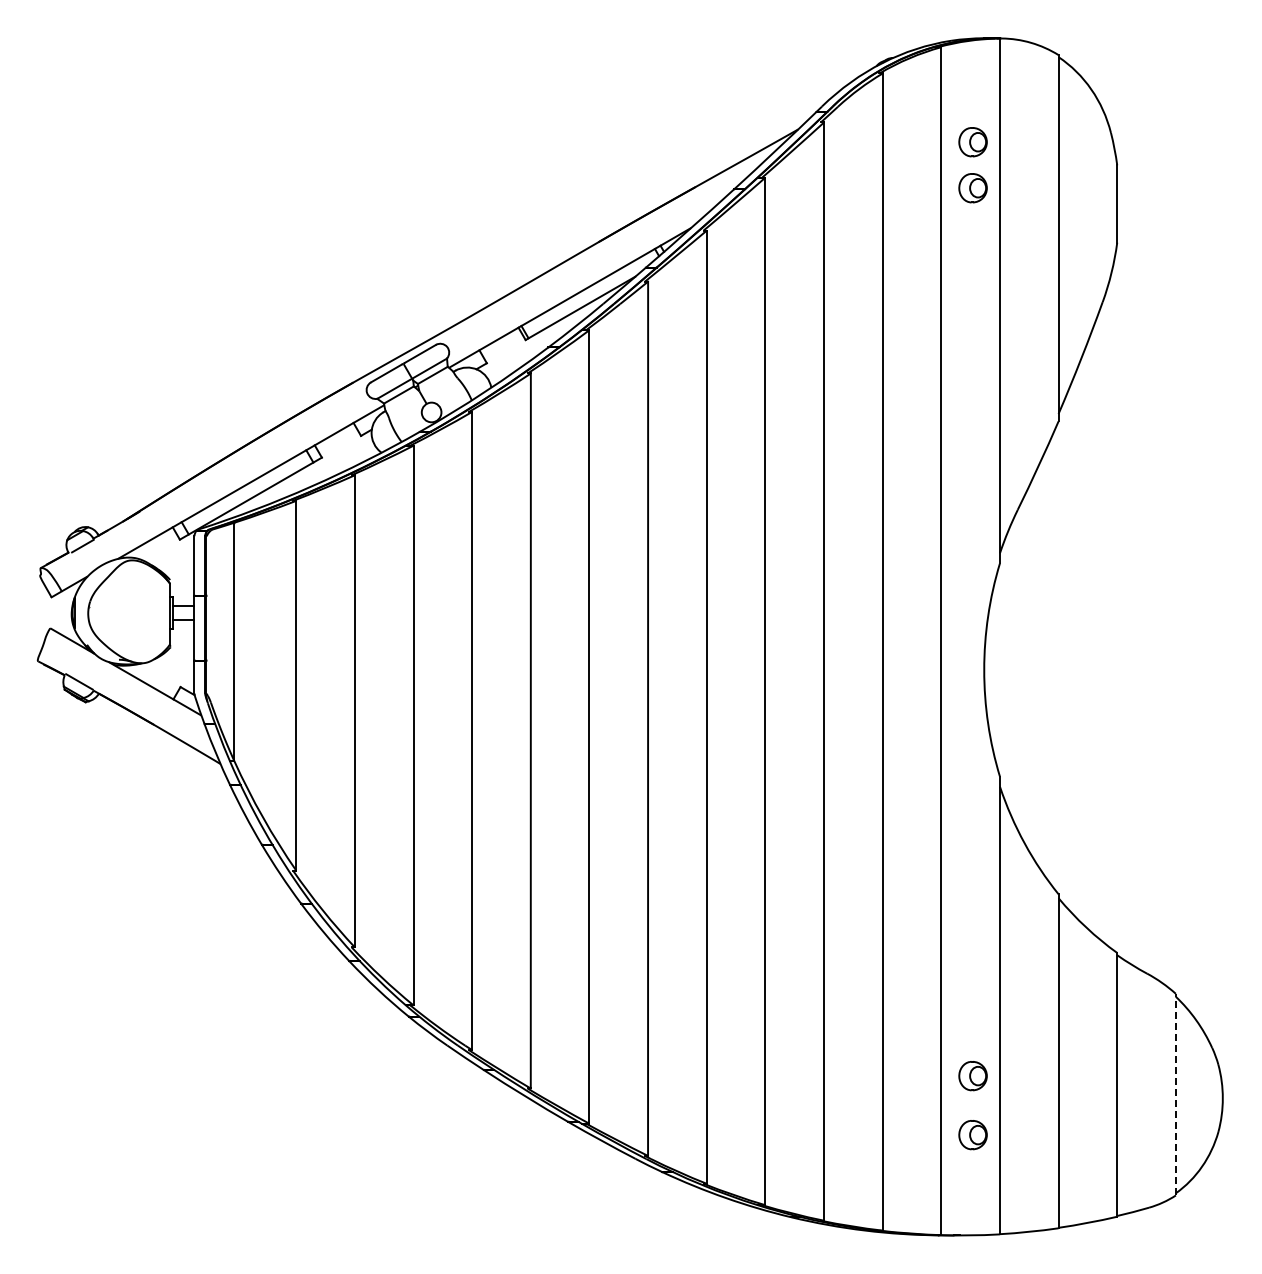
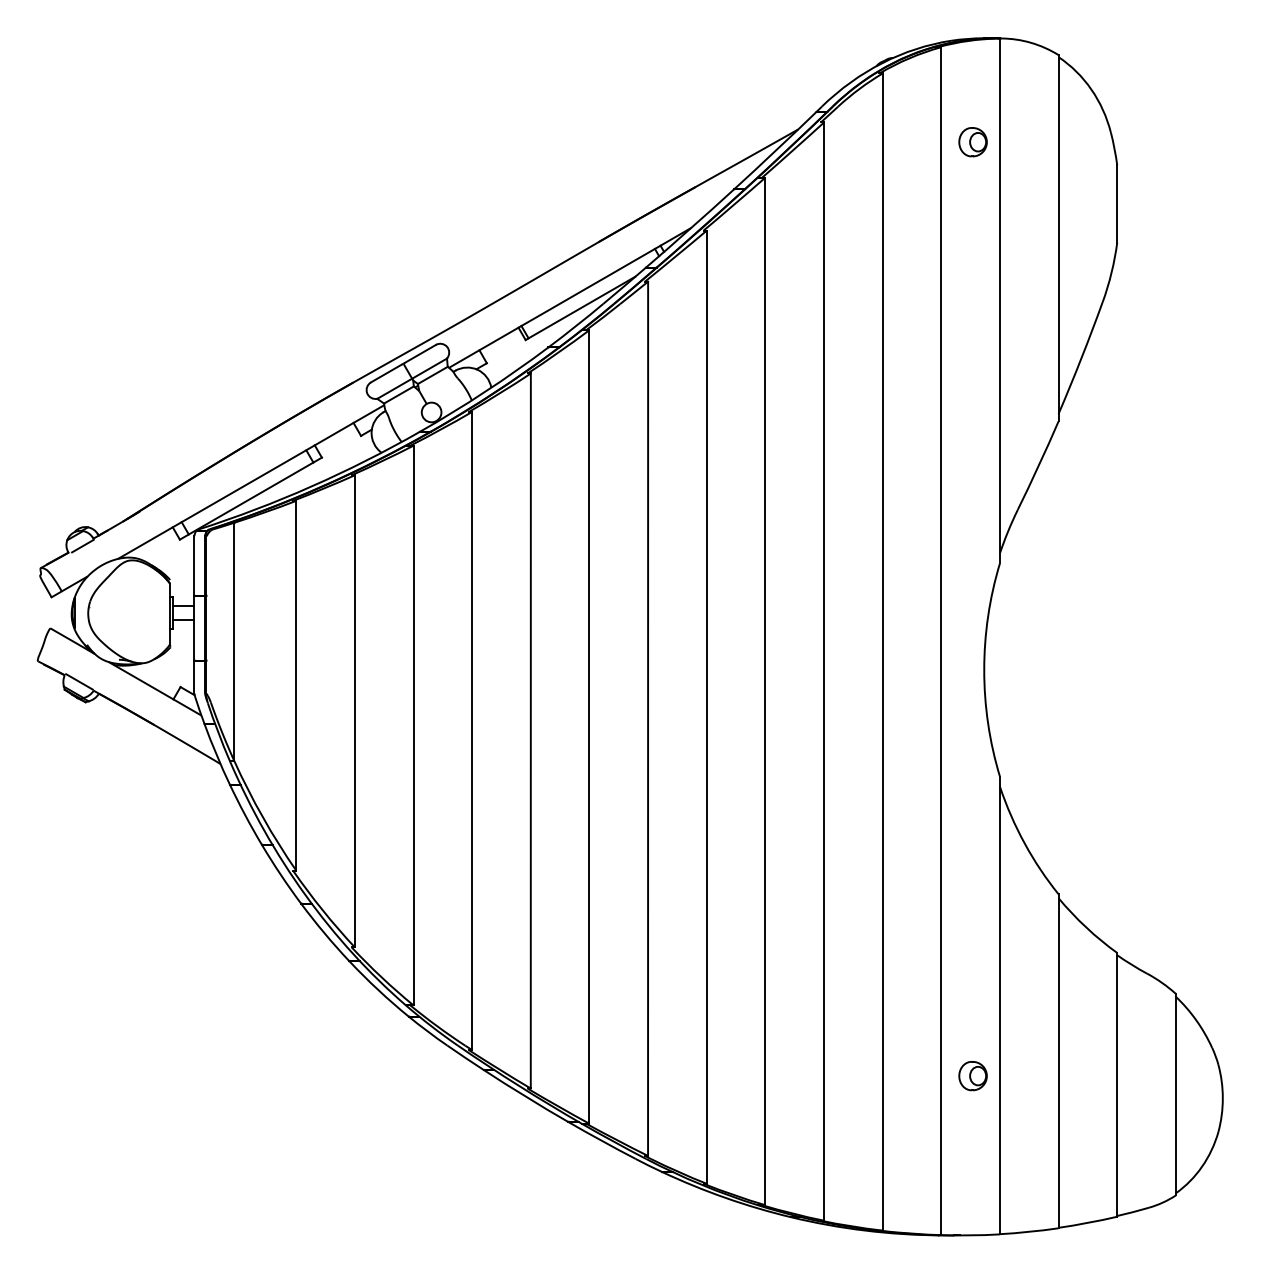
part: present -> none (972, 188)
line: dashed -> solid (1175, 1094)
part: present -> none (972, 1135)
